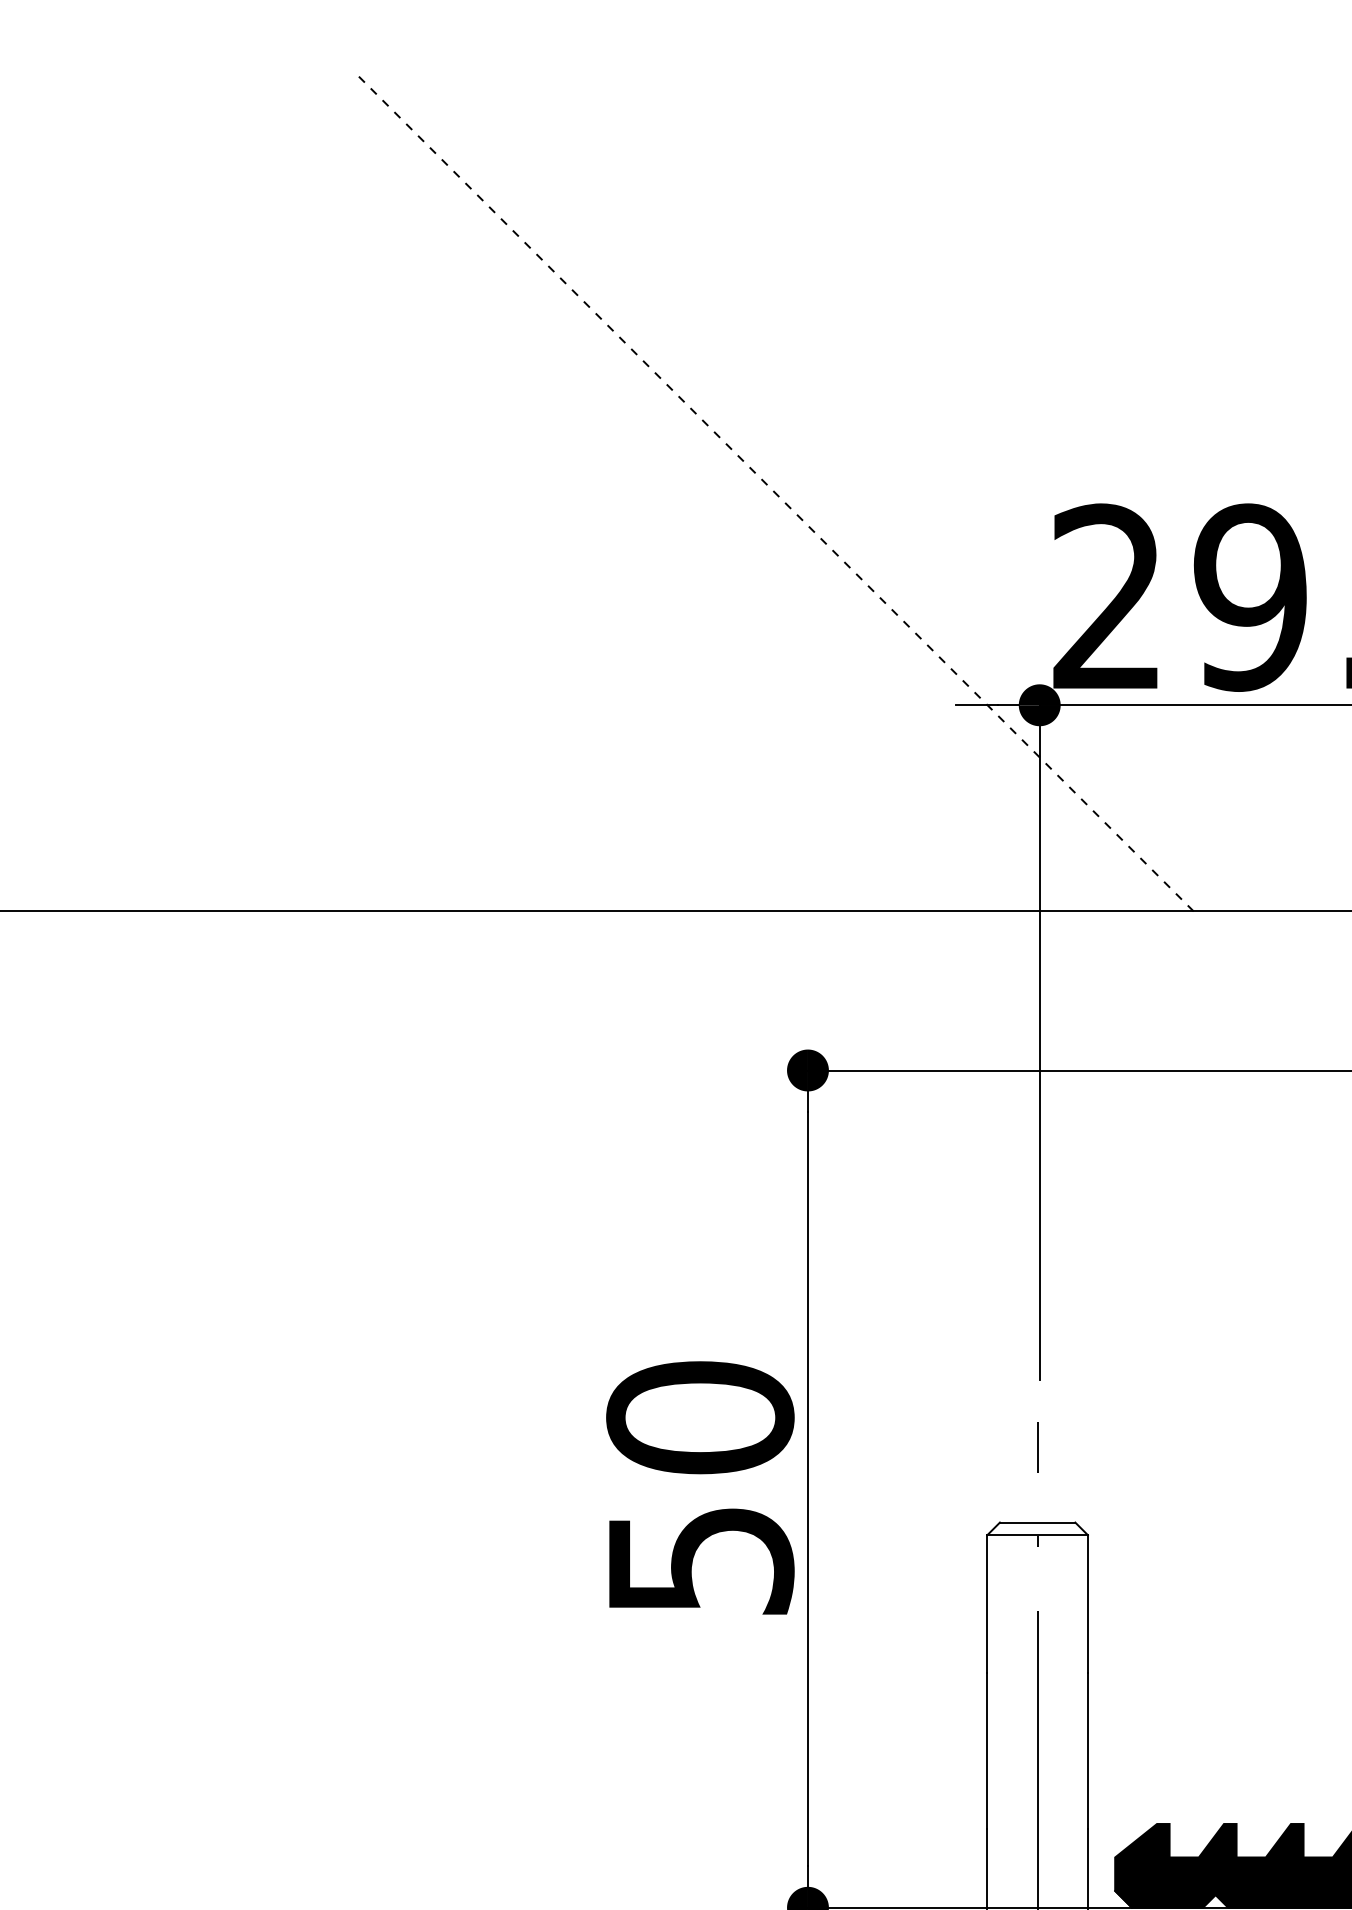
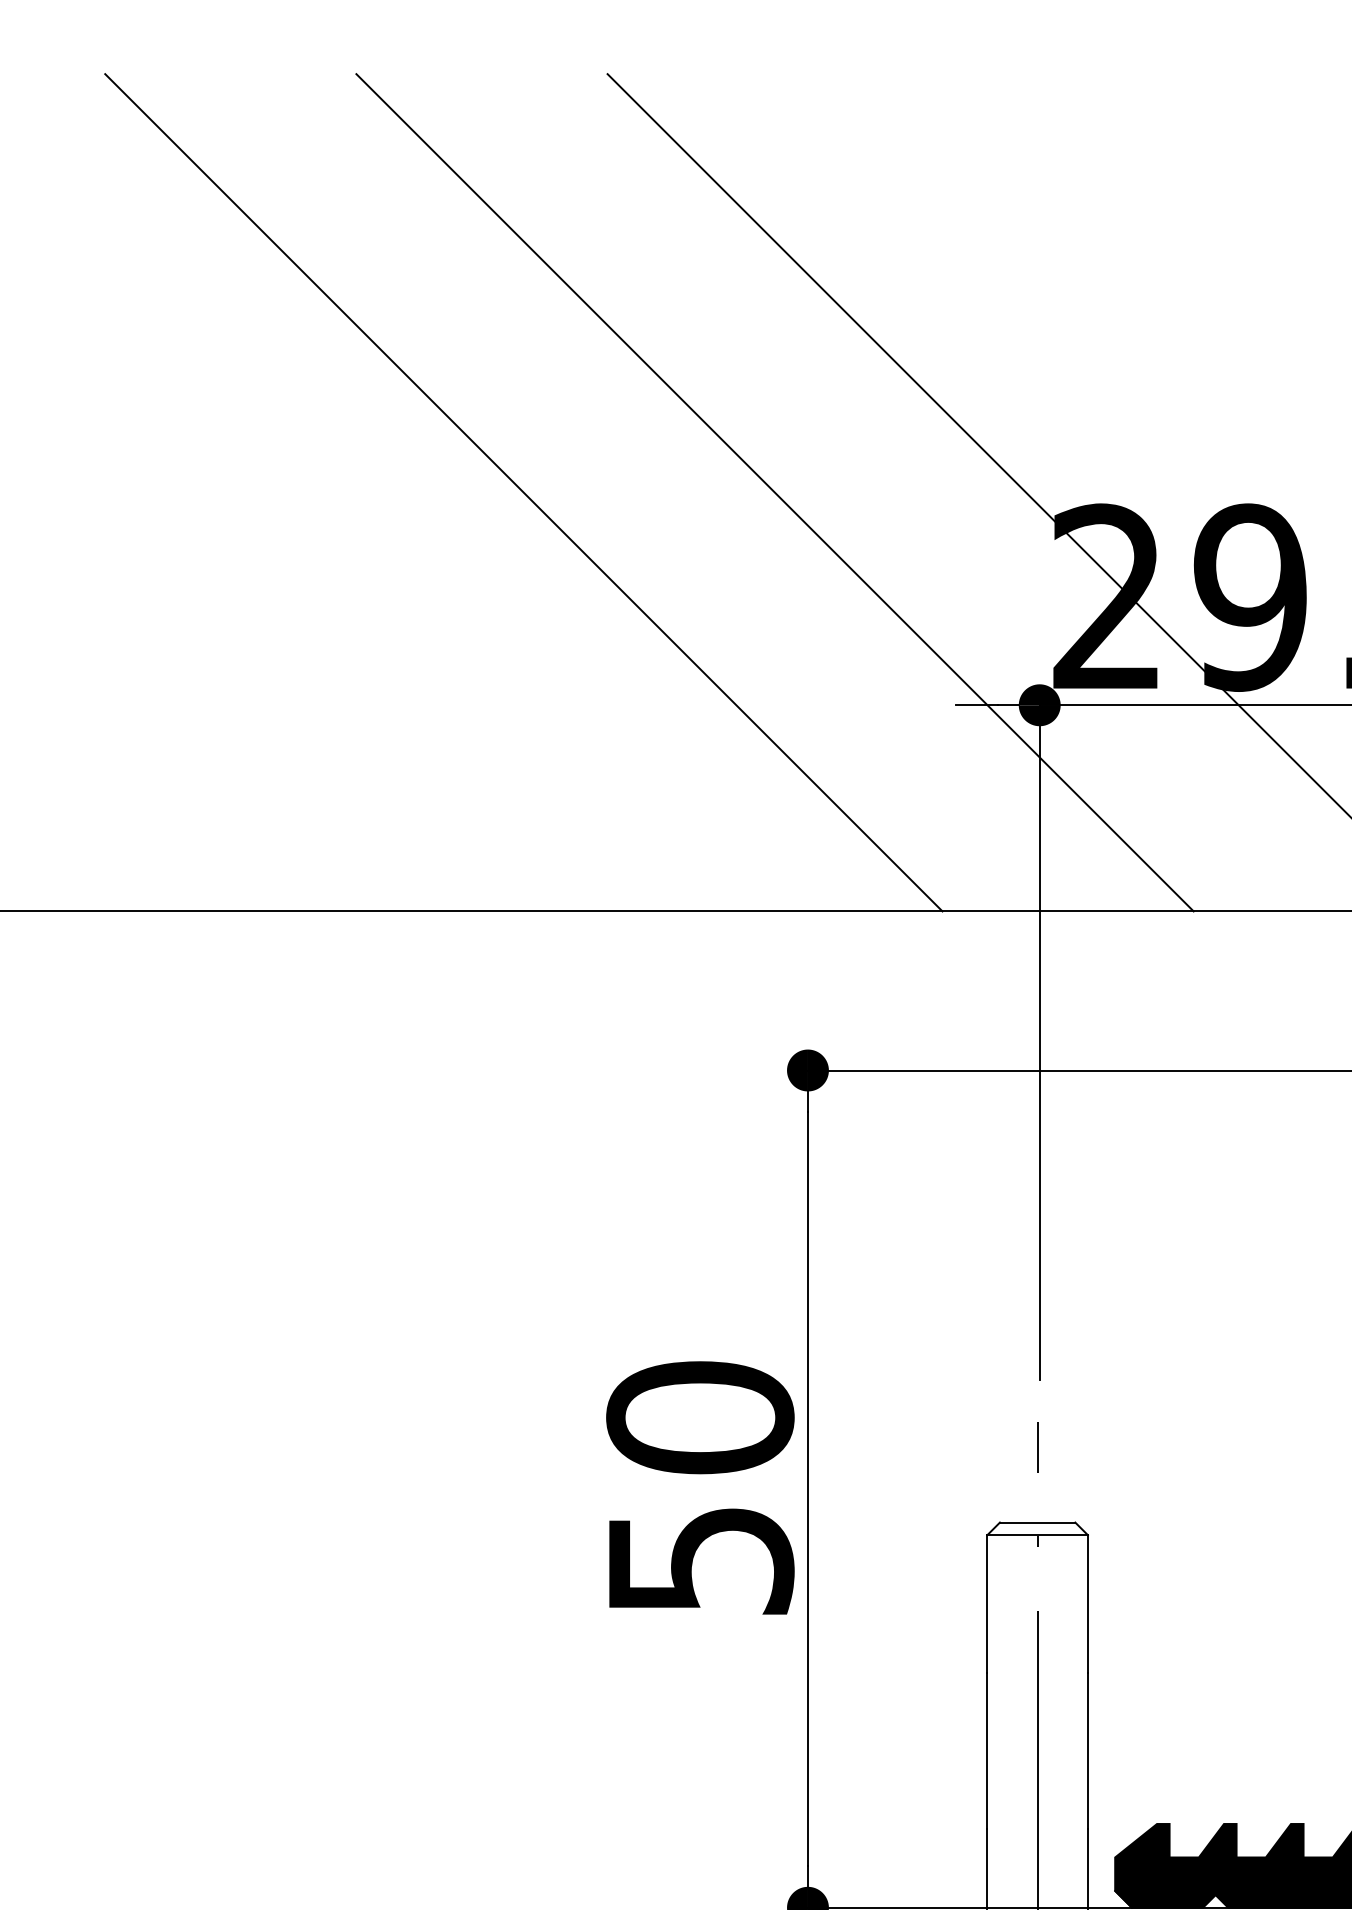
line: none -> present (977, 444)
line: none -> present (523, 492)
line: dashed -> solid (774, 492)
